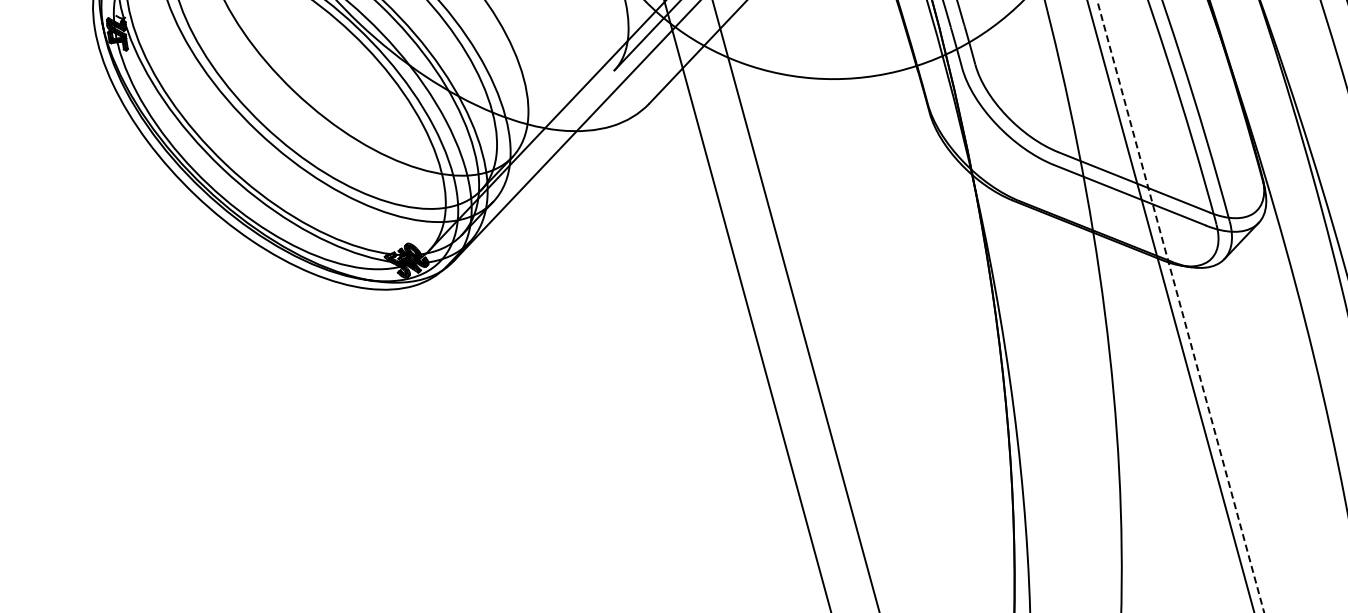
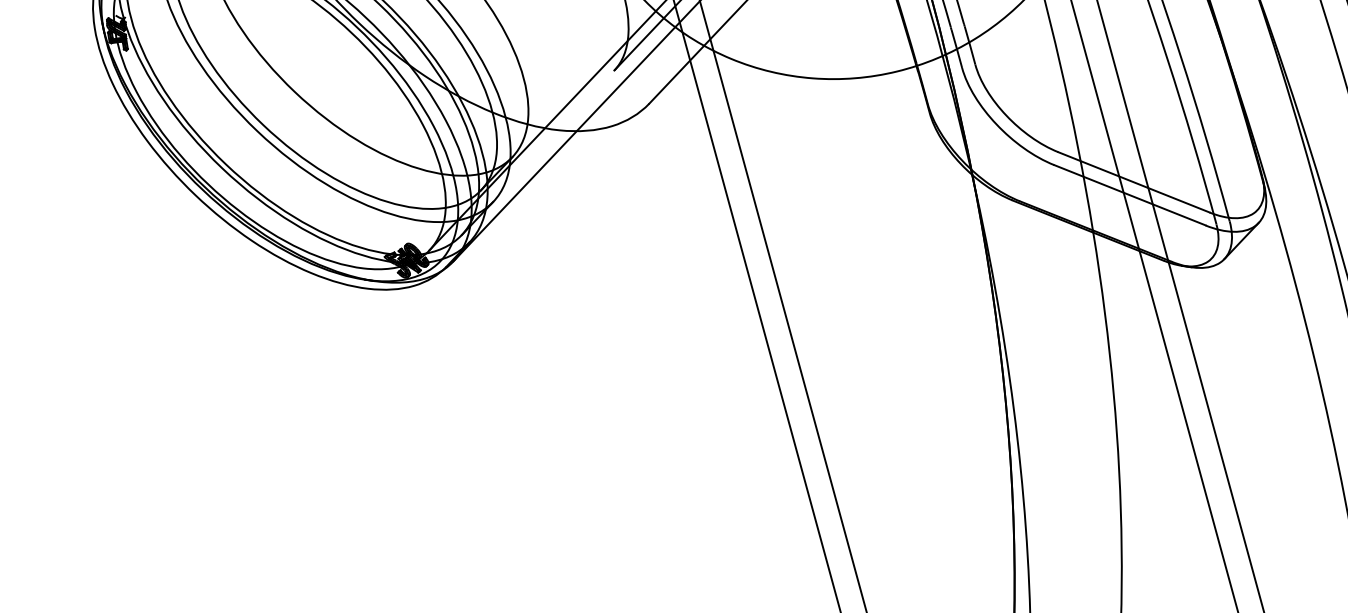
line position: (747, 305) -> (757, 305) (757, 305)
line position: (795, 305) -> (783, 305) (783, 305)
line position: (1170, 305) -> (1154, 305) (1154, 305)
line: dashed -> solid (1180, 305)
